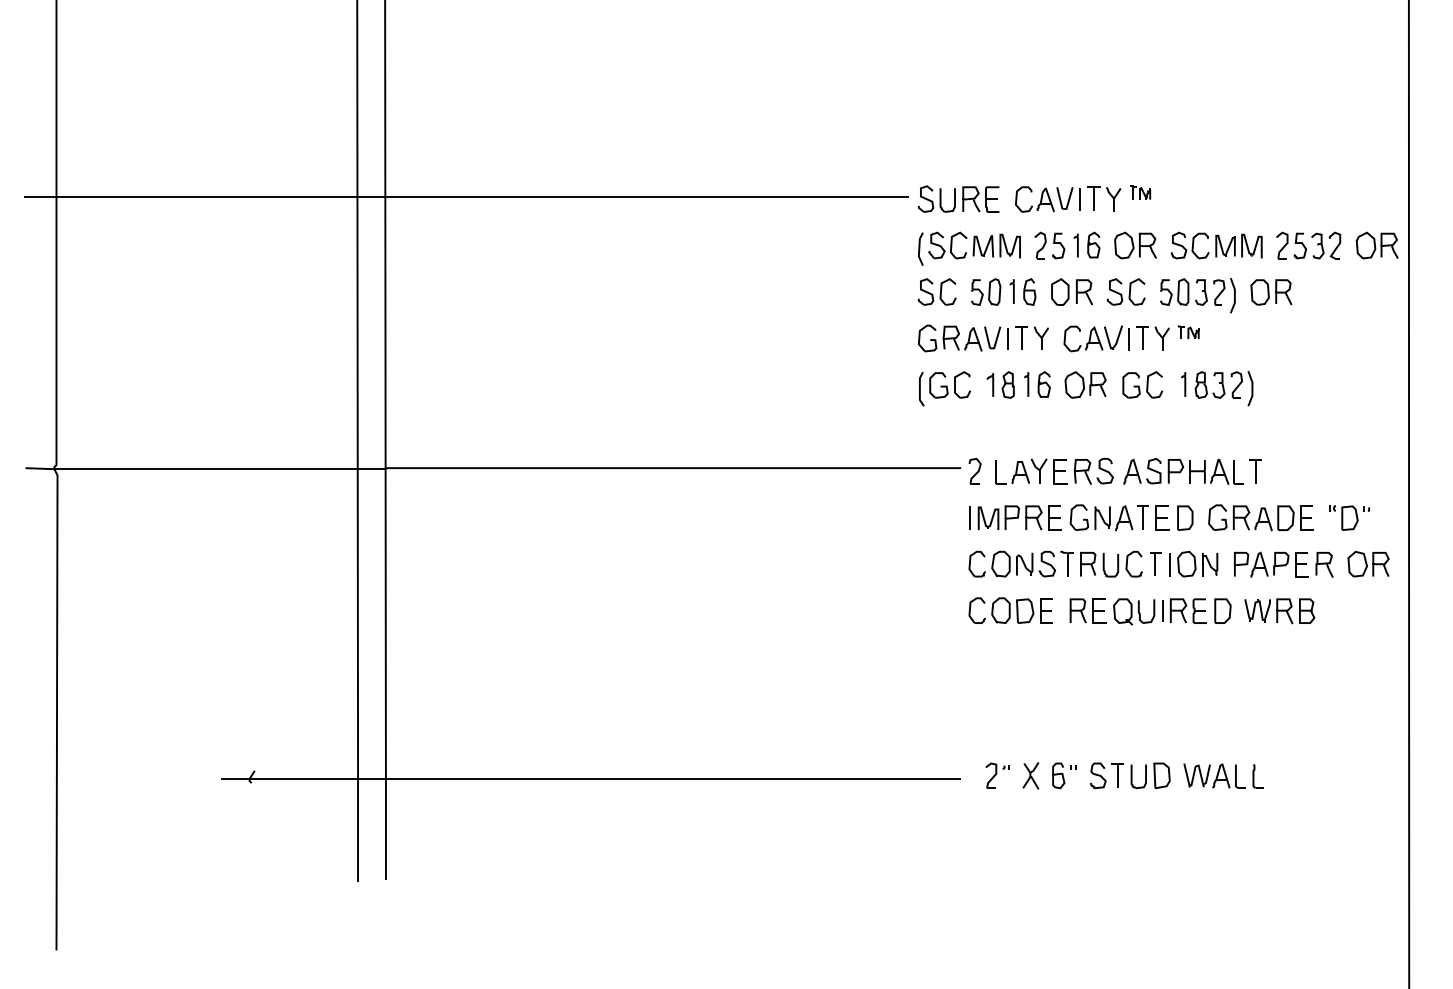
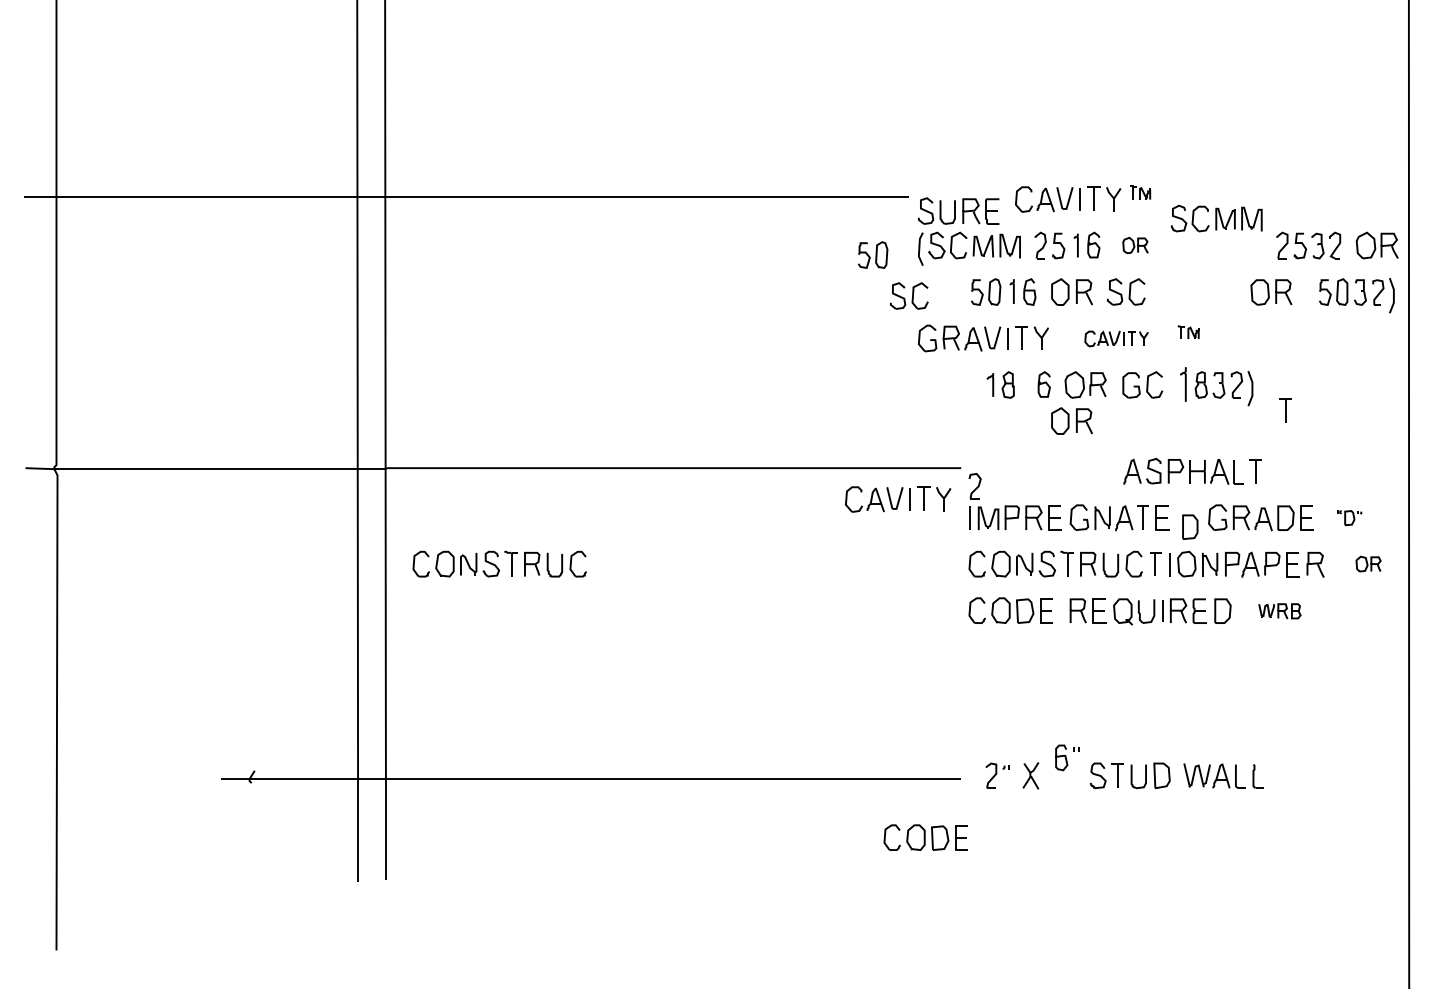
part position: (958, 198) -> (958, 210) (958, 210)
part size: 43x29 px -> 27x19 px (1135, 245)
part position: (1216, 245) -> (1216, 218) (1216, 218)
part: none -> present (873, 254)
part position: (937, 291) -> (909, 295) (909, 295)
part position: (1197, 295) -> (1356, 295) (1356, 295)
part size: 107x28 px -> 65x18 px (1116, 338)
part: present -> none (1026, 384)
part size: 6x25 px -> 7x35 px (1183, 384)
part: present -> none (945, 388)
part: none -> present (1285, 410)
part: none -> present (1071, 420)
part position: (974, 471) -> (974, 486) (974, 486)
part: present -> none (1054, 471)
part: none -> present (898, 499)
part position: (1185, 517) -> (1190, 526) (1190, 526)
part size: 41x26 px -> 26x17 px (1349, 518)
part: none -> present (499, 563)
part size: 43x28 px -> 27x18 px (1368, 563)
part position: (1283, 564) -> (1274, 564) (1274, 564)
part size: 72x27 px -> 44x17 px (1279, 611)
part position: (1064, 775) -> (1067, 757) (1067, 757)
part: none -> present (925, 837)
